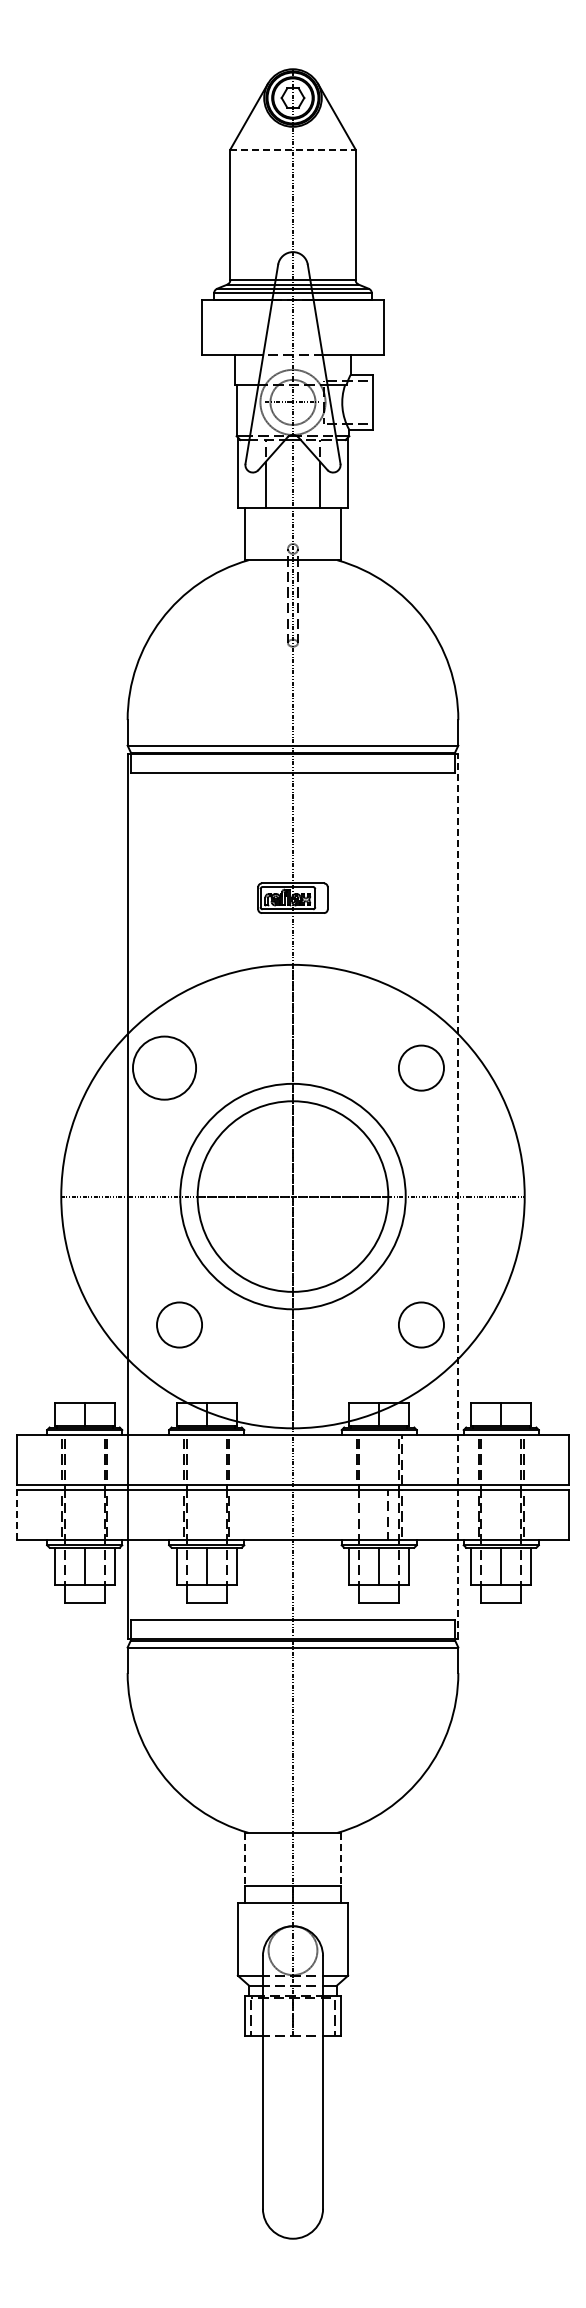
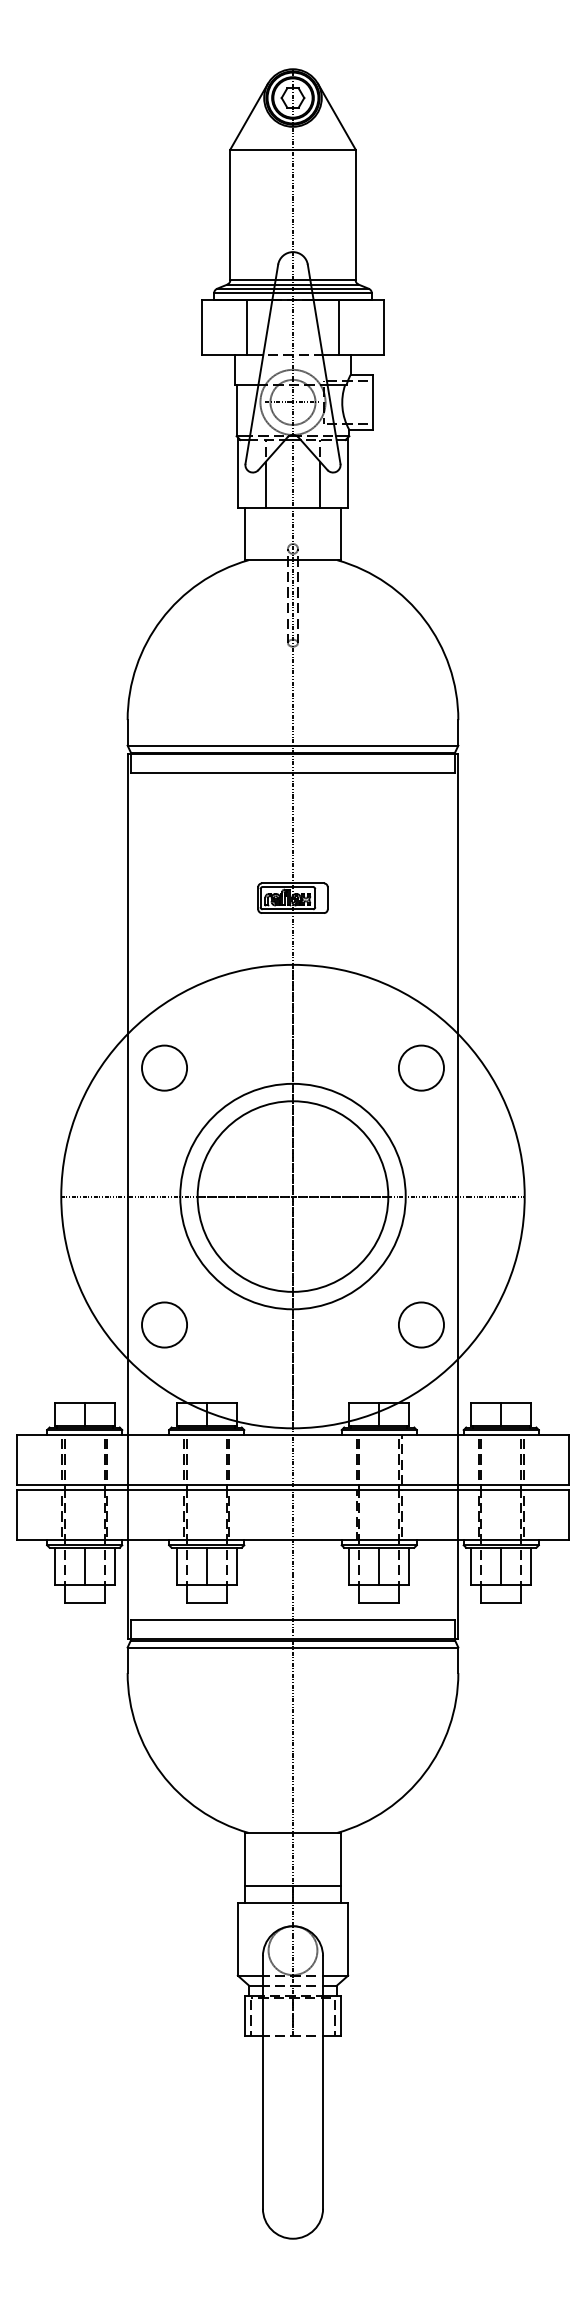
line: dashed -> solid (293, 149)
line: none -> present (247, 326)
line: none -> present (338, 326)
circle diameter: 63 px -> 45 px (164, 1067)
line: dashed -> solid (458, 1196)
circle position: (179, 1324) -> (164, 1324) (164, 1324)
line: dashed -> solid (17, 1514)
line position: (387, 1515) -> (356, 1515) (356, 1515)
line: dashed -> solid (245, 1859)
line: dashed -> solid (340, 1859)
